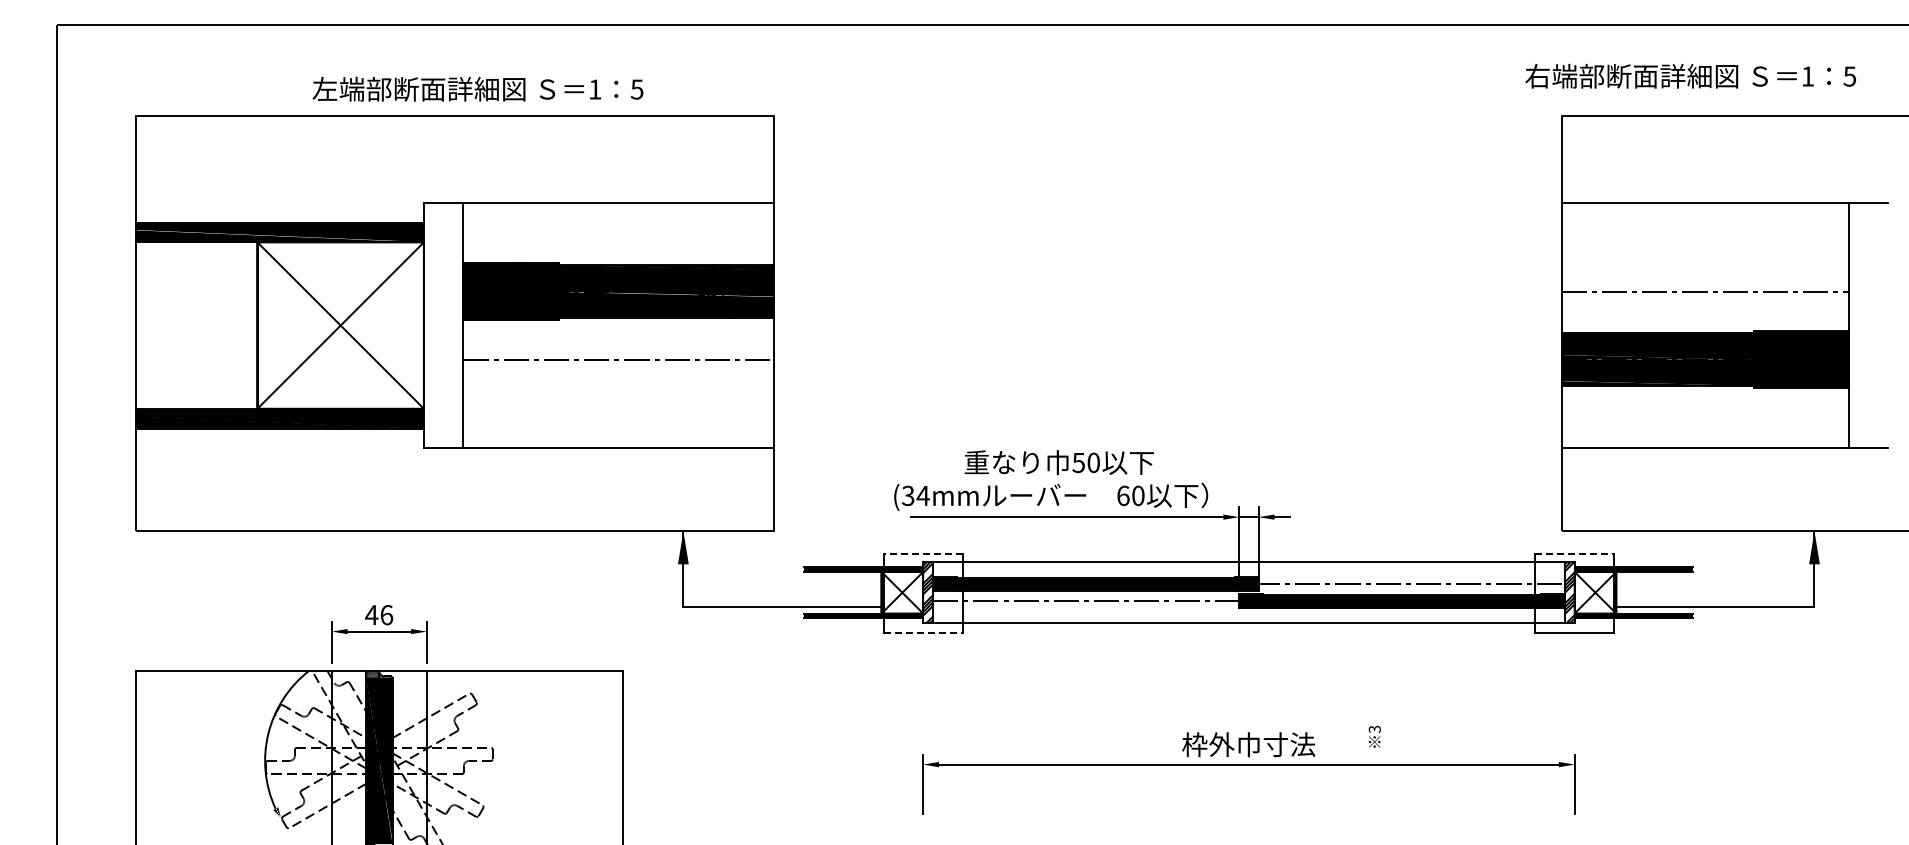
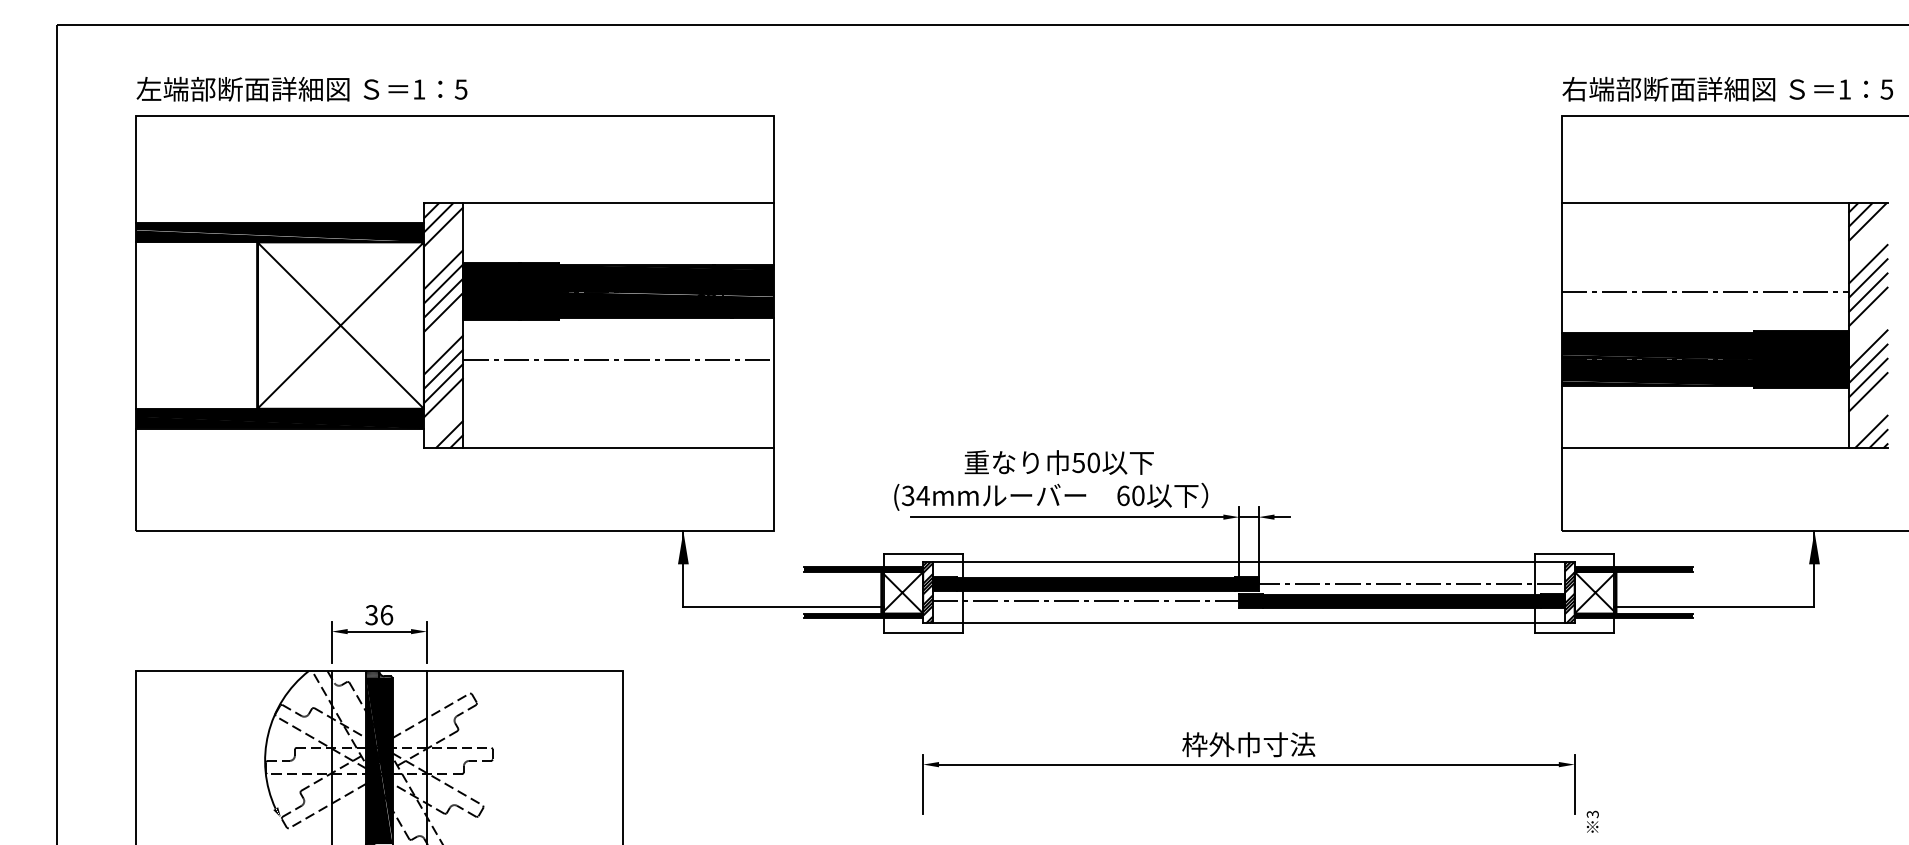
text position: (1690, 75) -> (1727, 88) (1727, 88)
text position: (477, 88) -> (301, 88) (301, 88)
hatch: none -> present (443, 325)
hatch: none -> present (1868, 325)
line: dashed -> solid (923, 553)
line: dashed -> solid (1574, 553)
text: 46 -> 36 (371, 615)
line: dashed -> solid (923, 632)
text position: (1374, 736) -> (1592, 821) (1592, 821)
